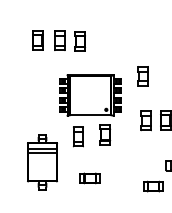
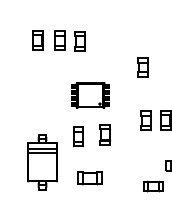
part position: (142, 76) -> (142, 67) (142, 67)
part size: 63x43 px -> 39x27 px (90, 95)
part size: 22x13 px -> 26x15 px (89, 178)
